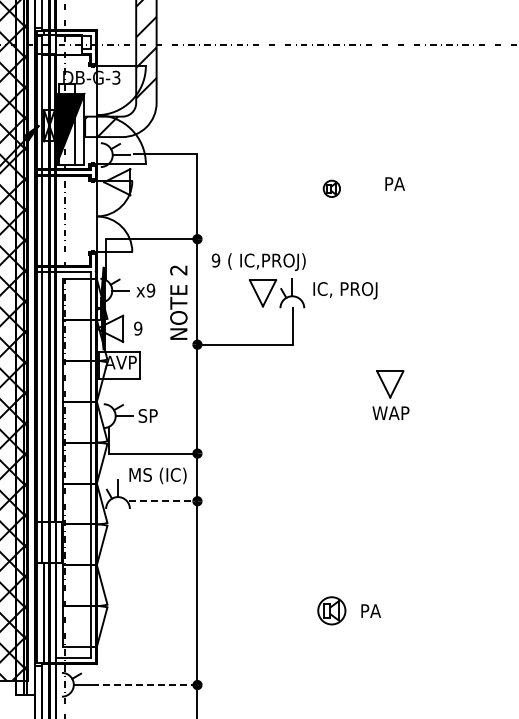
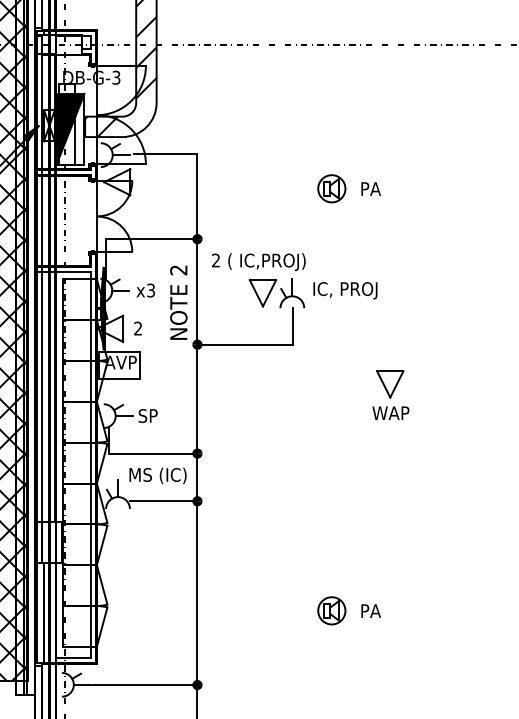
text position: (394, 183) -> (370, 188) (370, 188)
part size: 19x19 px -> 30x30 px (331, 188)
text: 9 -> 2 (215, 260)
text: x9 -> x3 (150, 290)
text: 9 -> 2 (138, 328)
line: dashed -> solid (163, 501)
line: dashed -> solid (144, 685)
